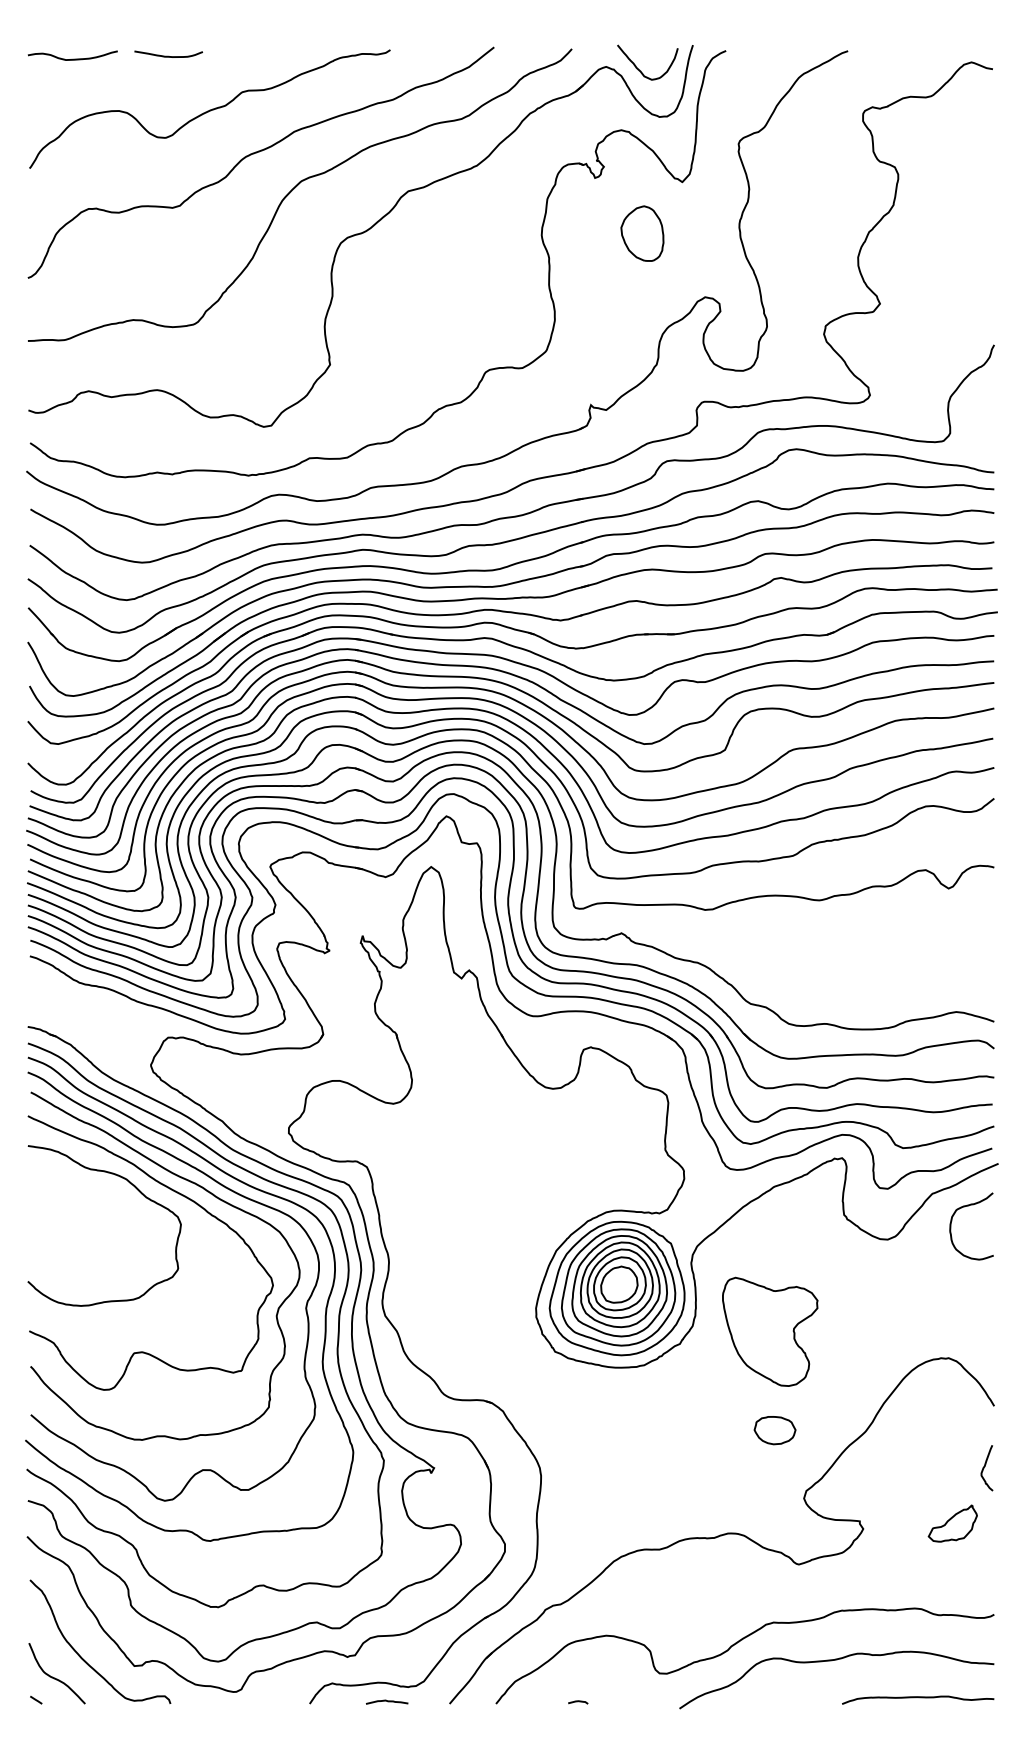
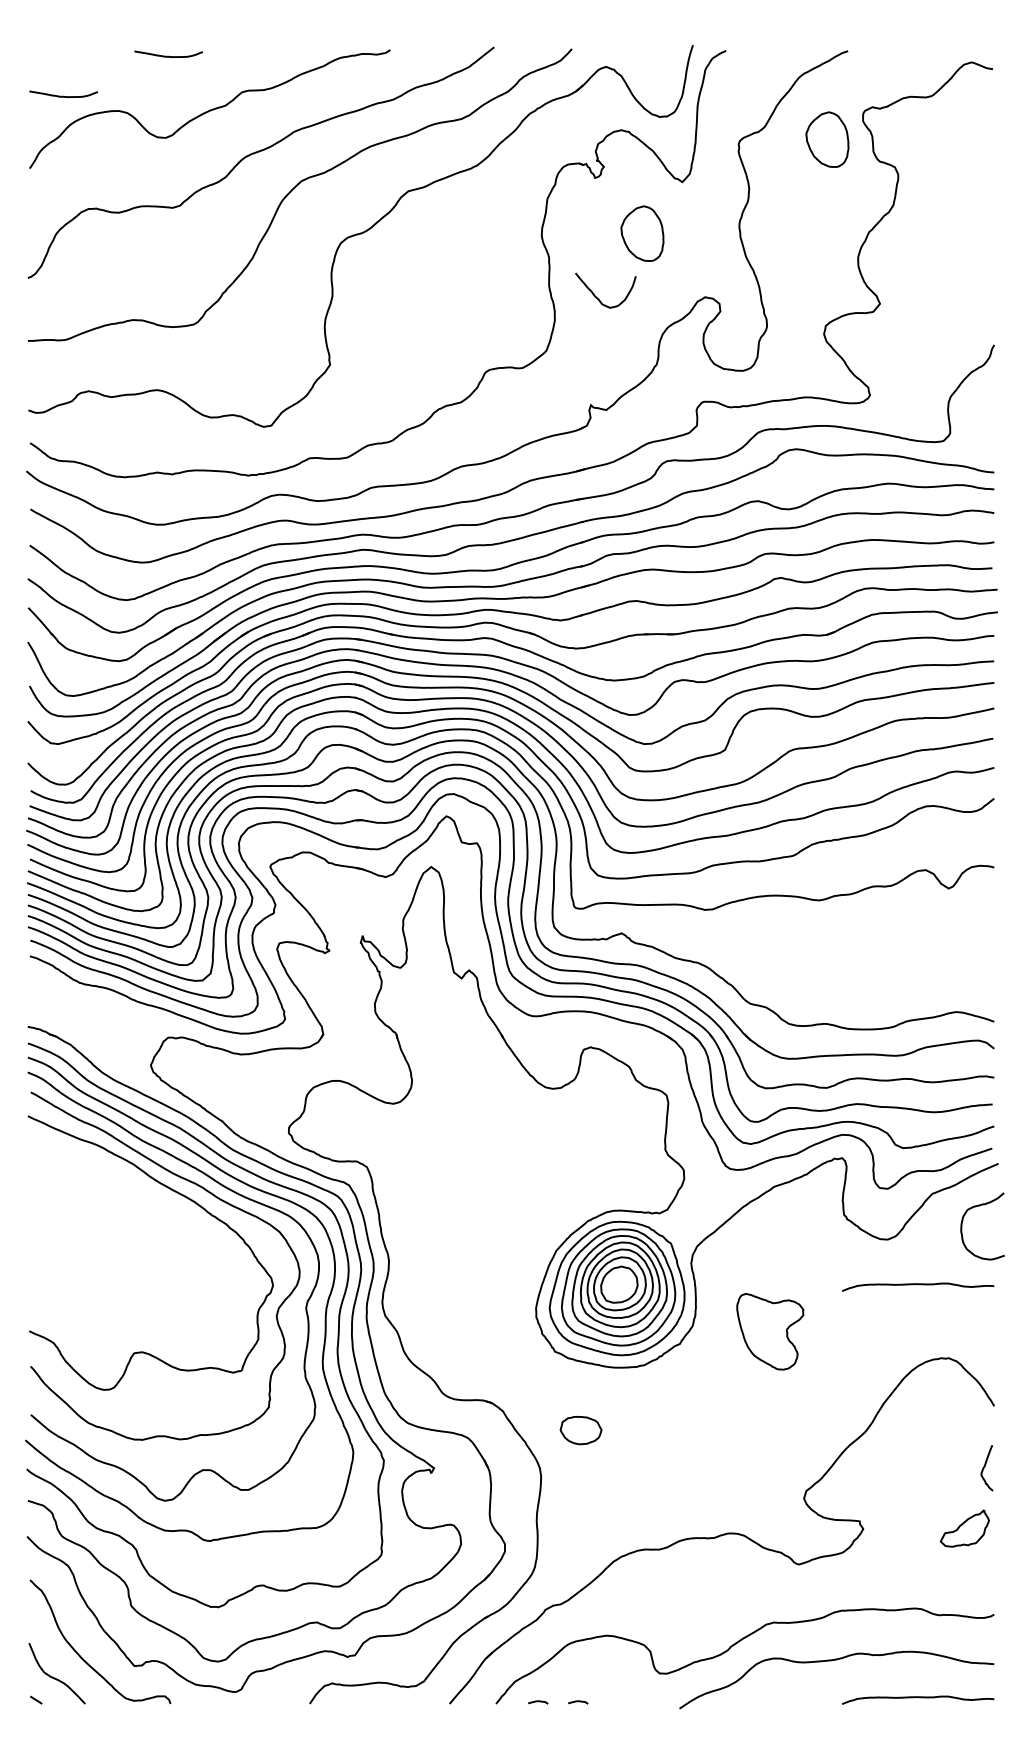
curve: present -> none (72, 58)
curve position: (639, 69) -> (597, 297) (597, 297)
curve: none -> present (63, 95)
part: none -> present (827, 139)
curve: present -> none (138, 1191)
curve position: (952, 1221) -> (963, 1221) (963, 1221)
curve: none -> present (918, 1285)
part size: 97x111 px -> 69x78 px (770, 1331)
part position: (774, 1430) -> (580, 1430) (580, 1430)
part position: (952, 1523) -> (964, 1528) (964, 1528)
curve: present -> none (387, 1701)
curve: none -> present (538, 1702)
